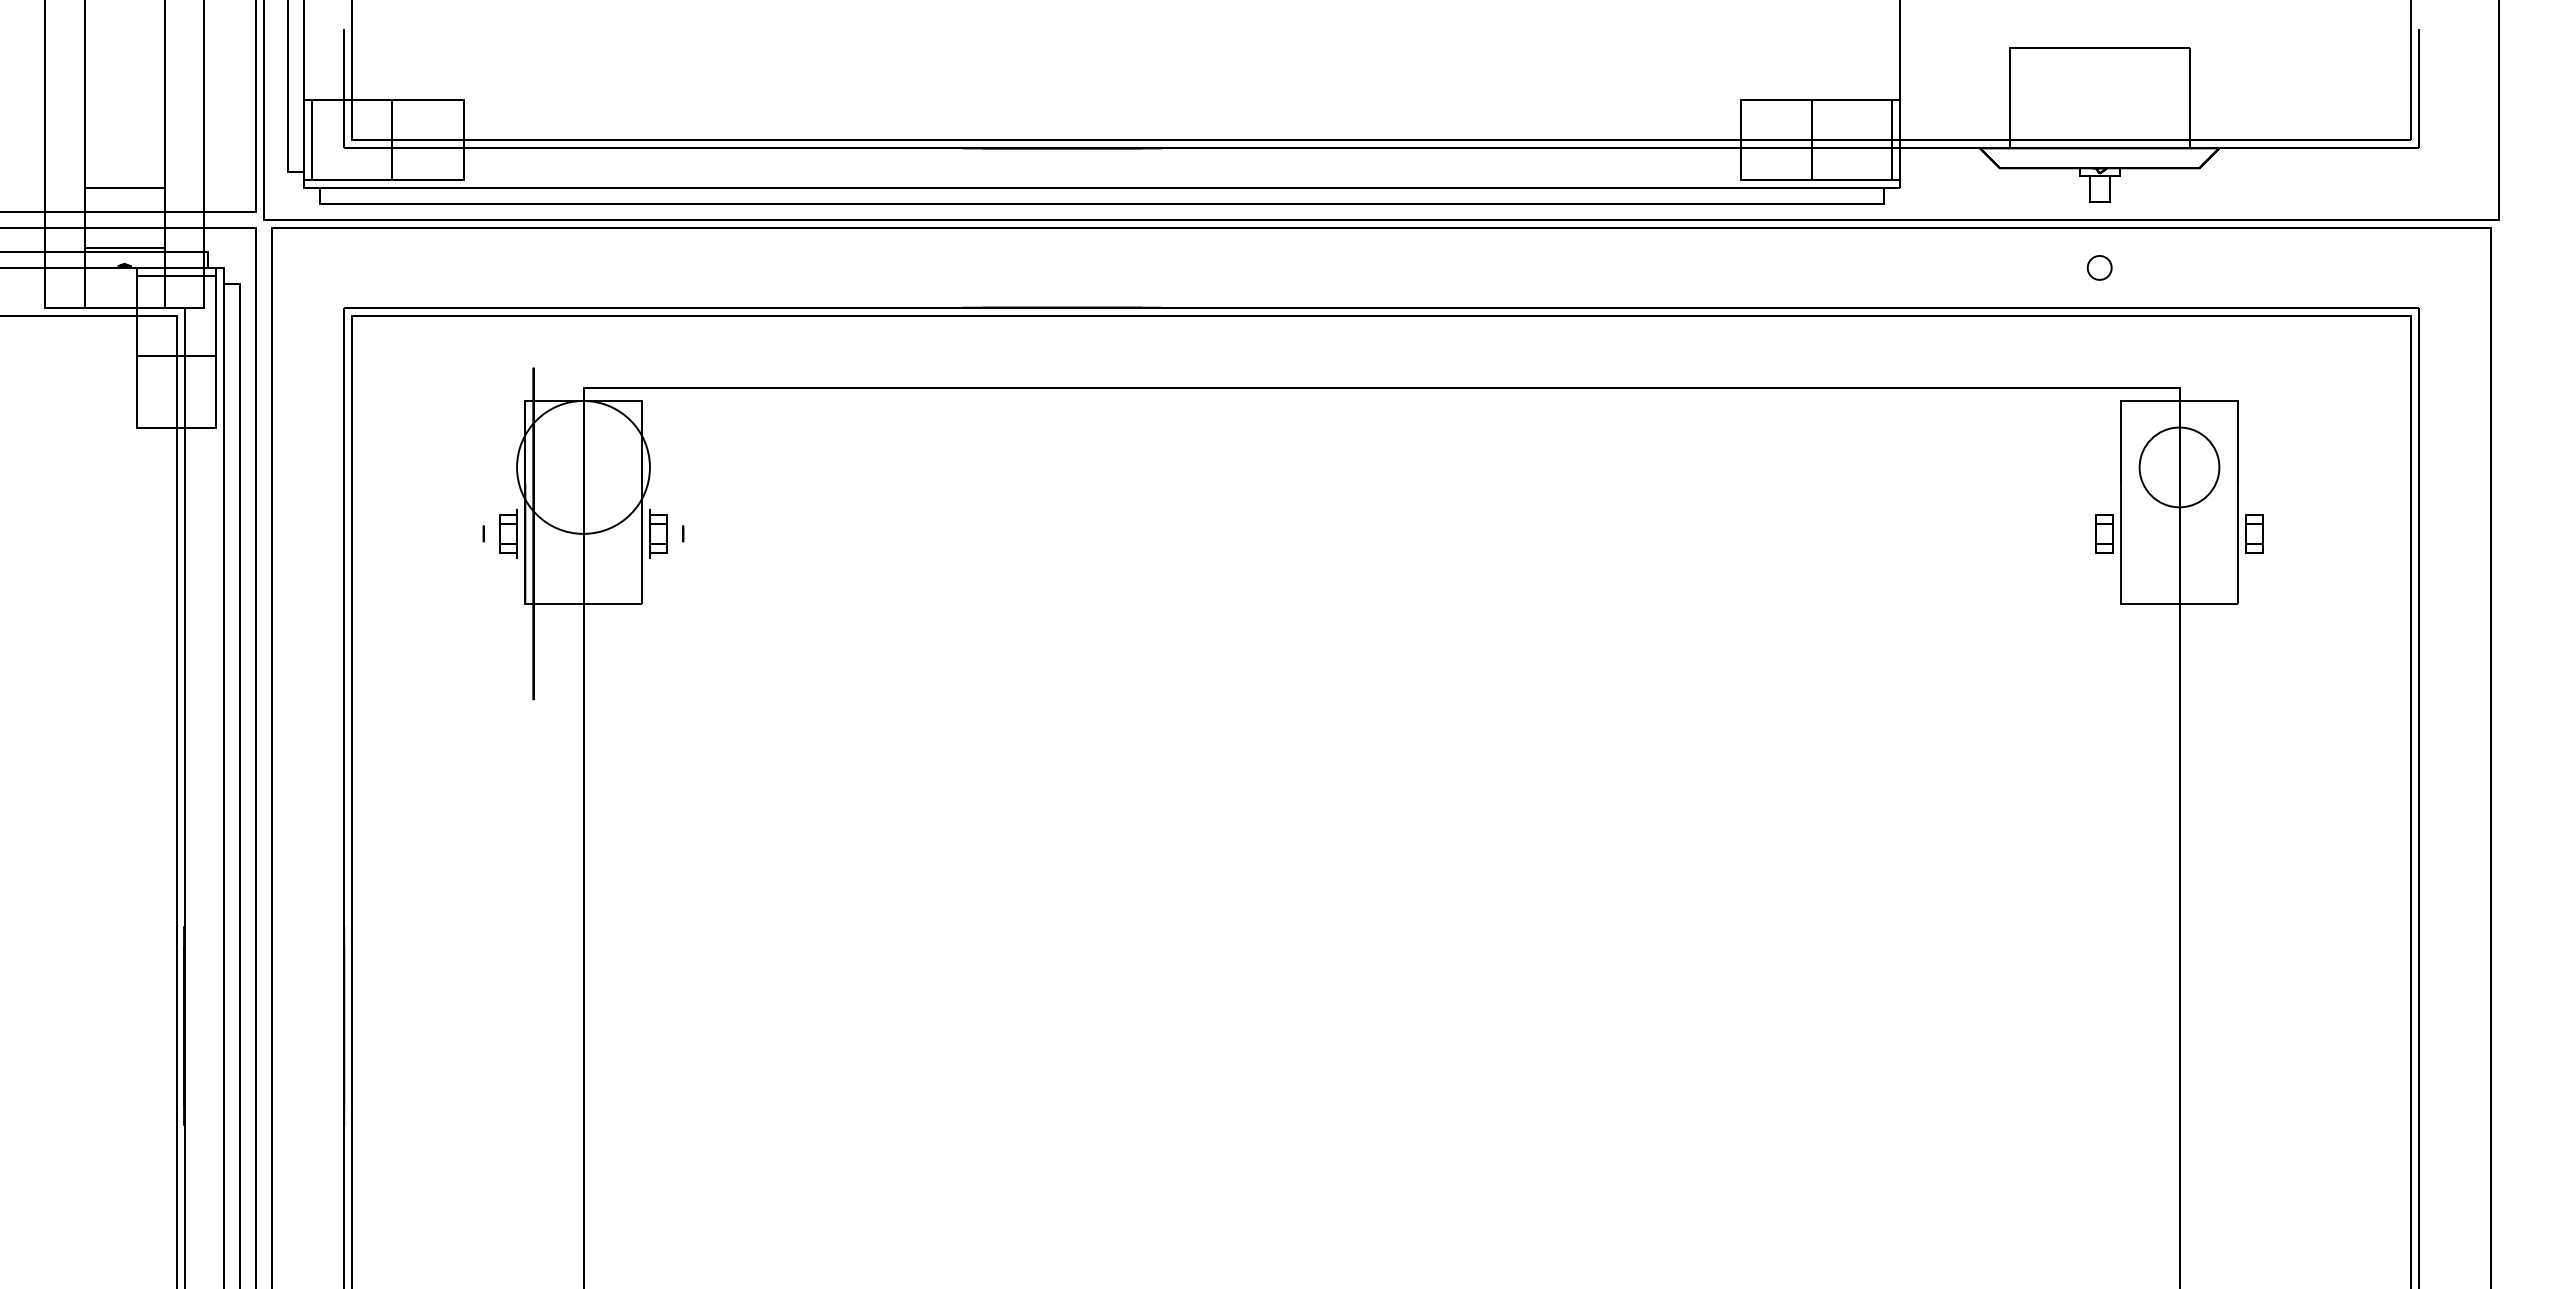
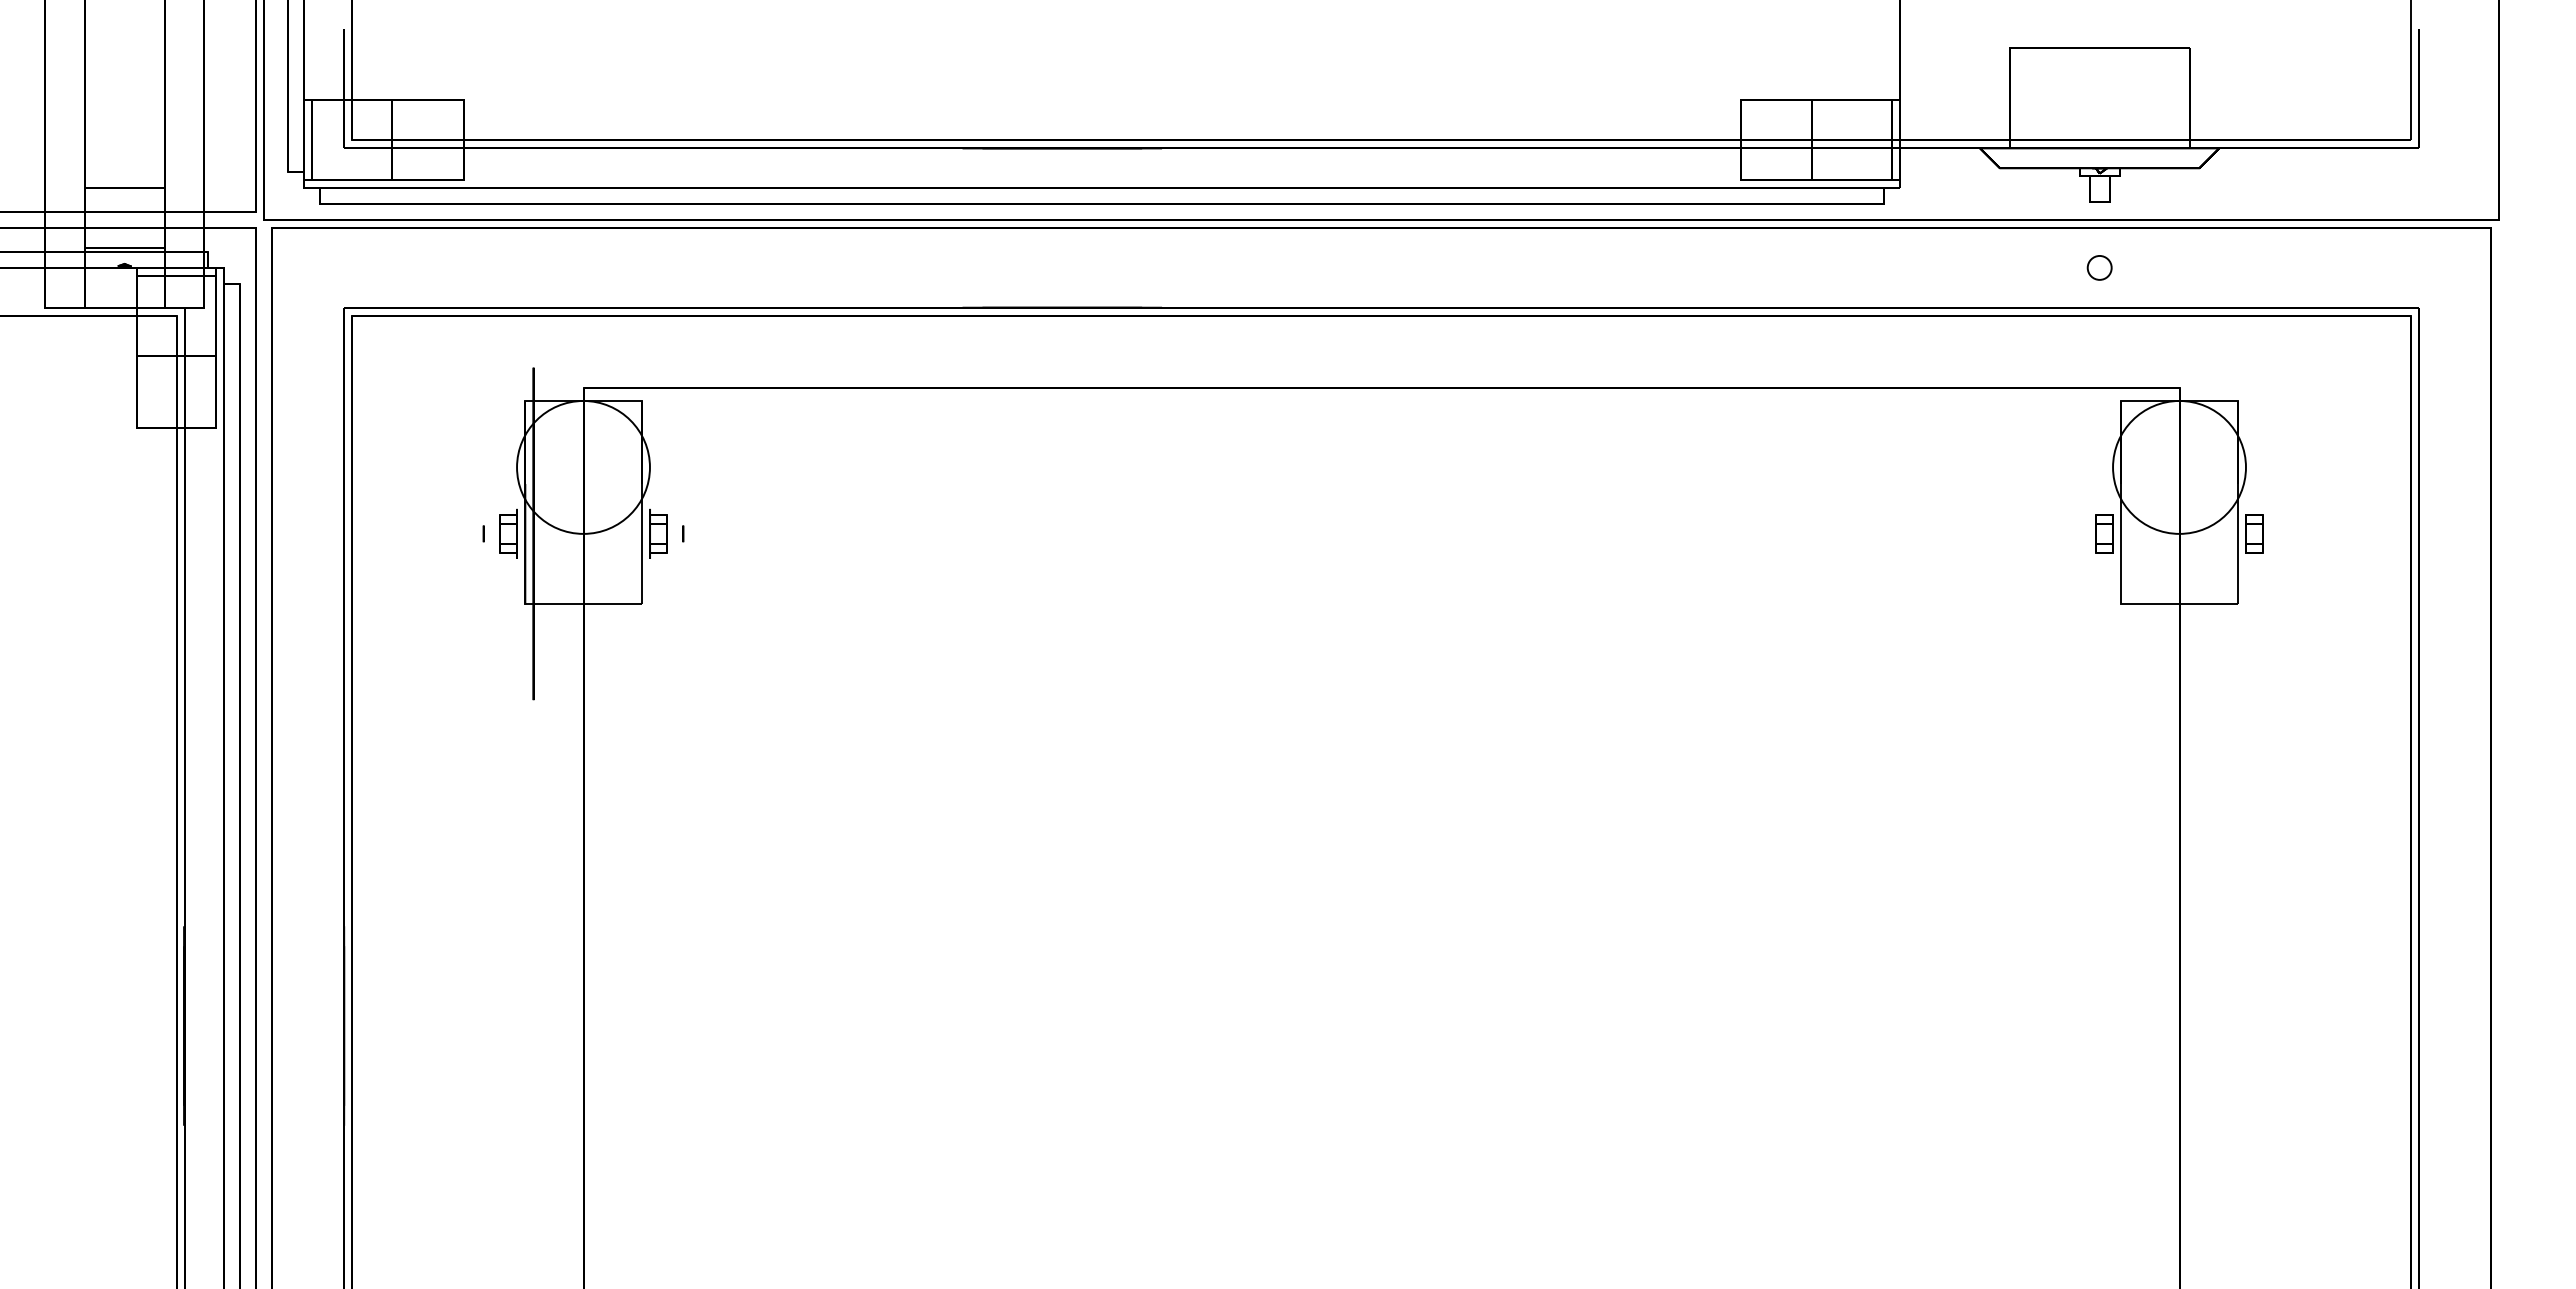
circle diameter: 80 px -> 133 px (2179, 466)
